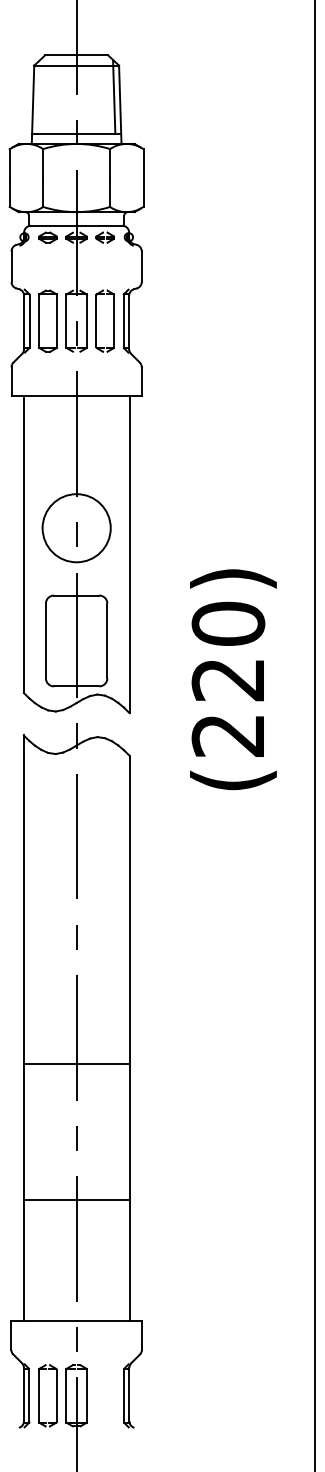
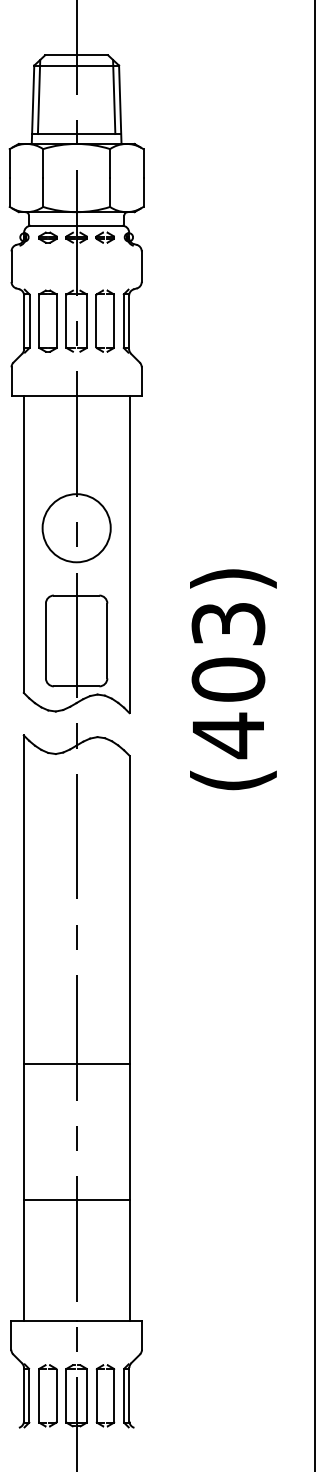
line: none -> present (38, 96)
text: (220) -> (403) (228, 680)
part: none -> present (97, 1395)
